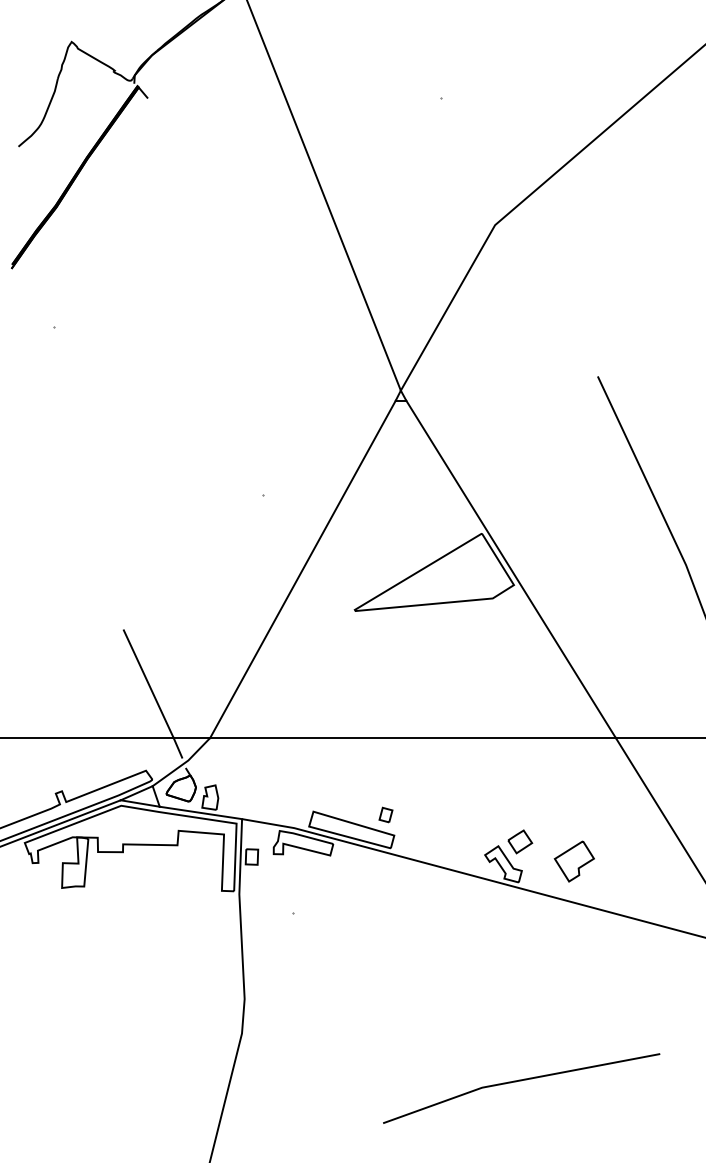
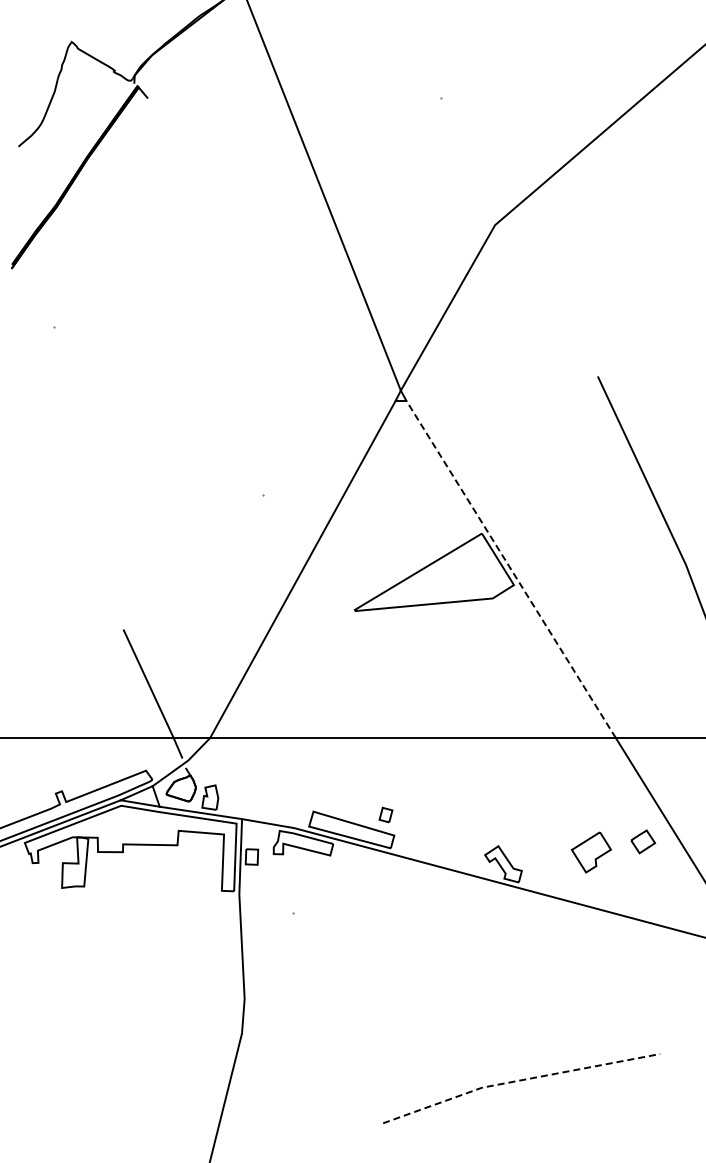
line: solid -> dashed (511, 569)
part position: (520, 841) -> (643, 841) (643, 841)
part position: (573, 861) -> (590, 852) (590, 852)
line: solid -> dashed (519, 1080)
